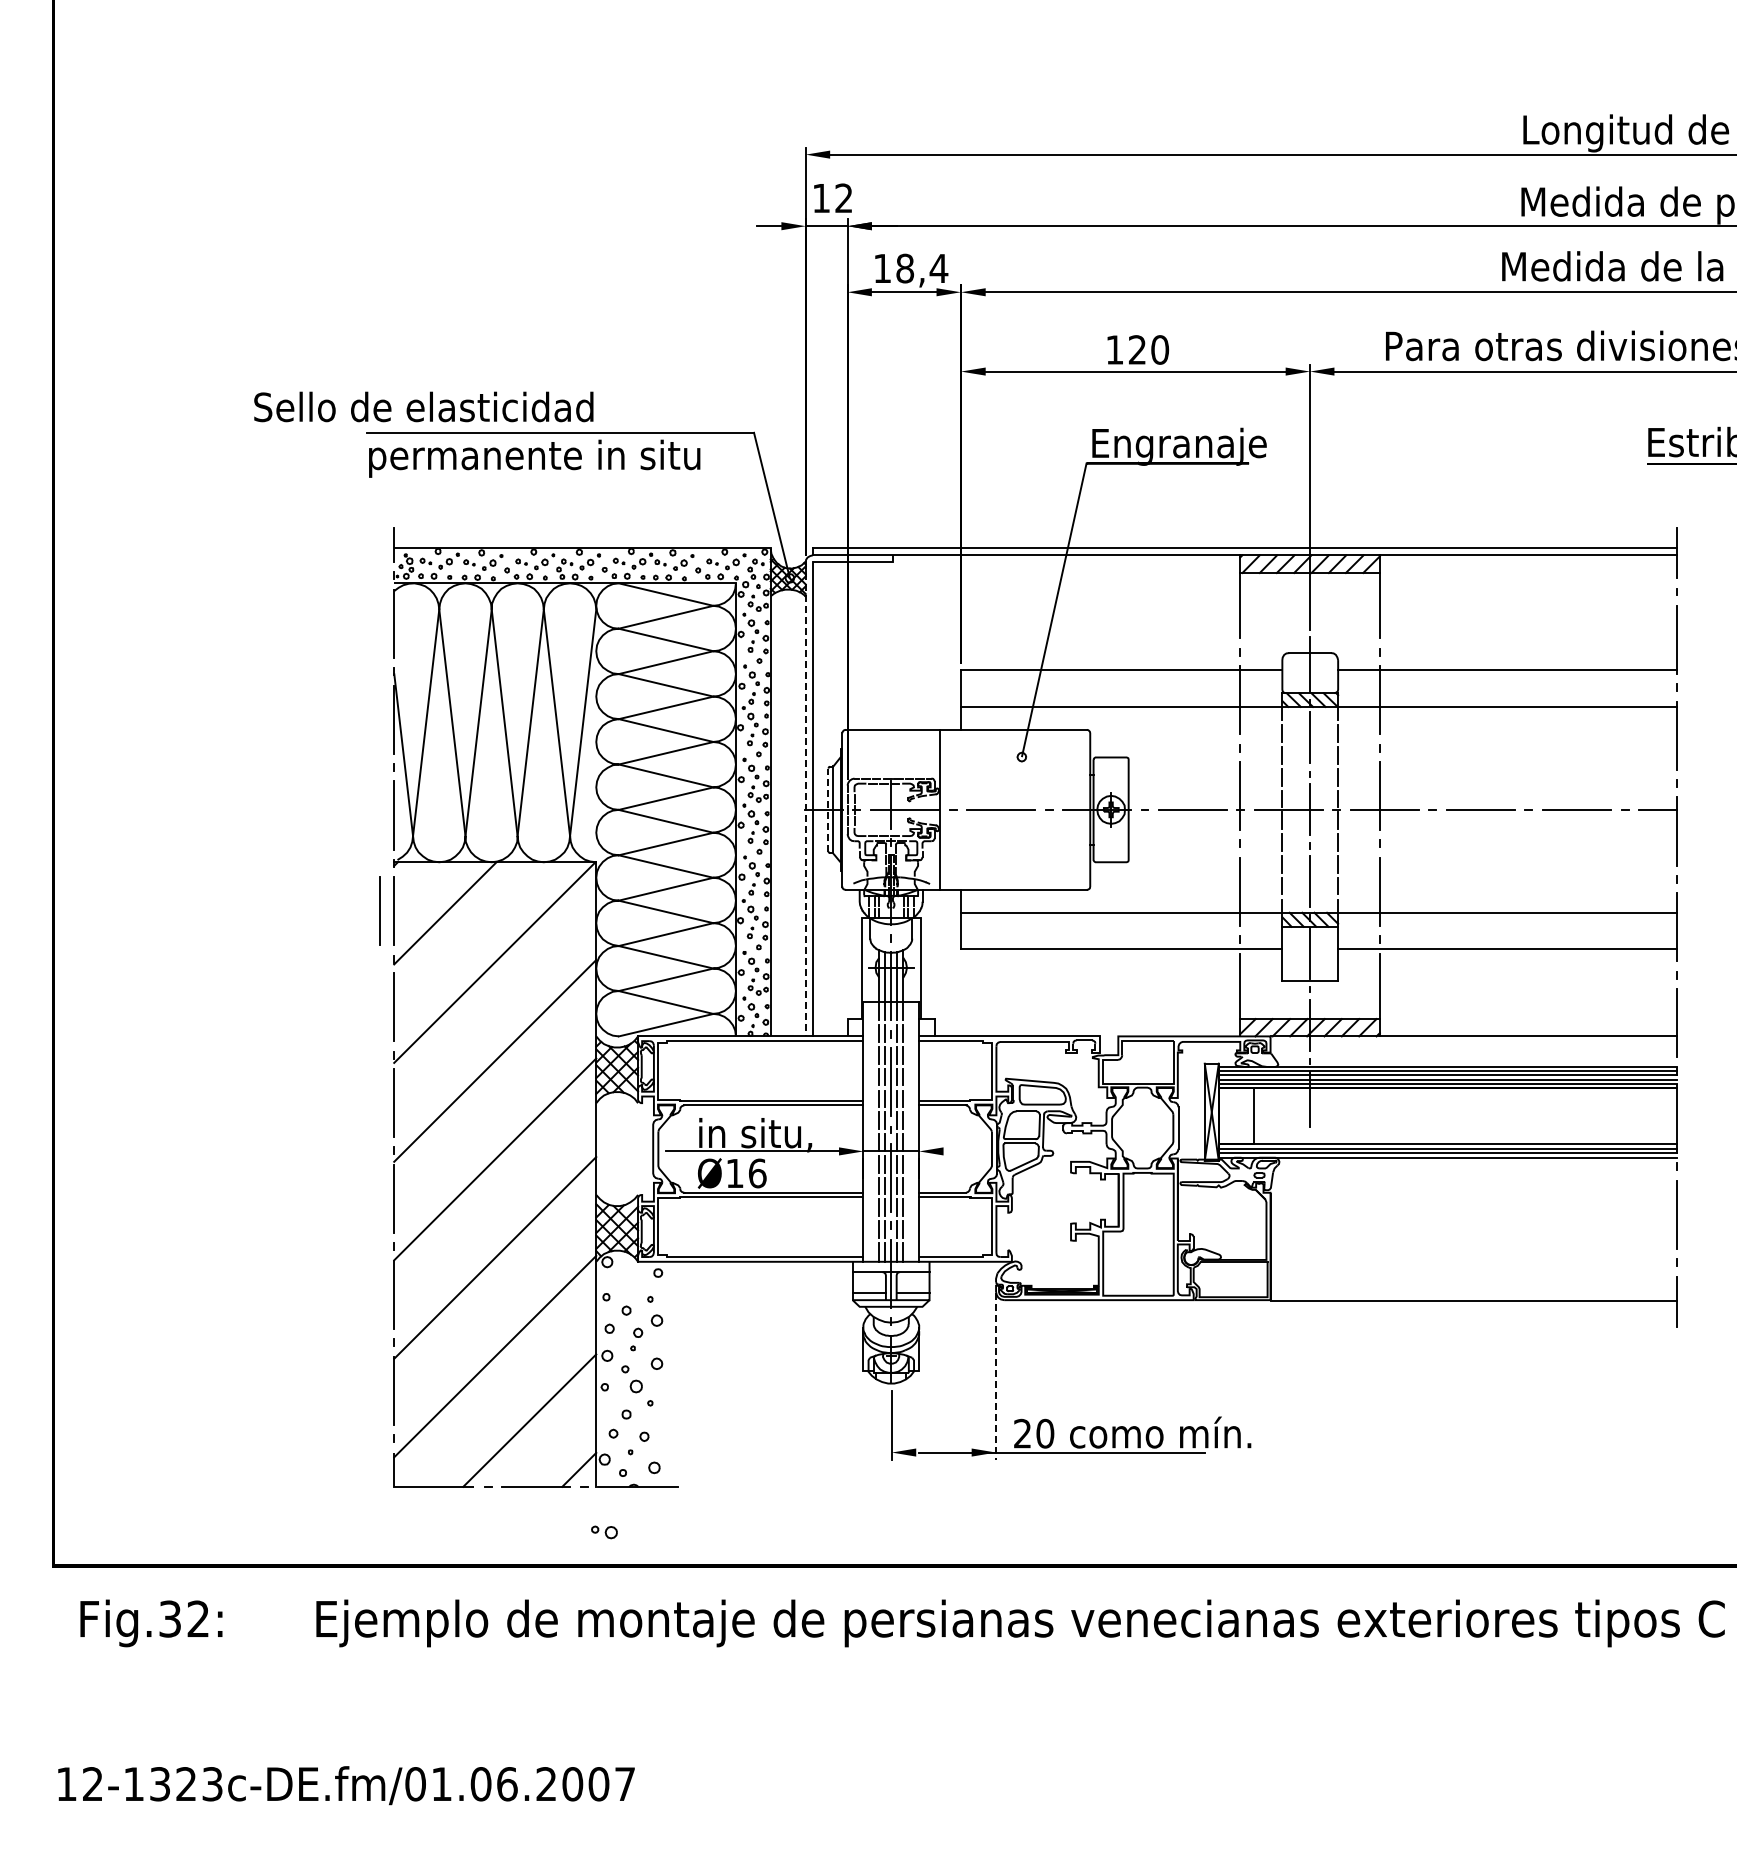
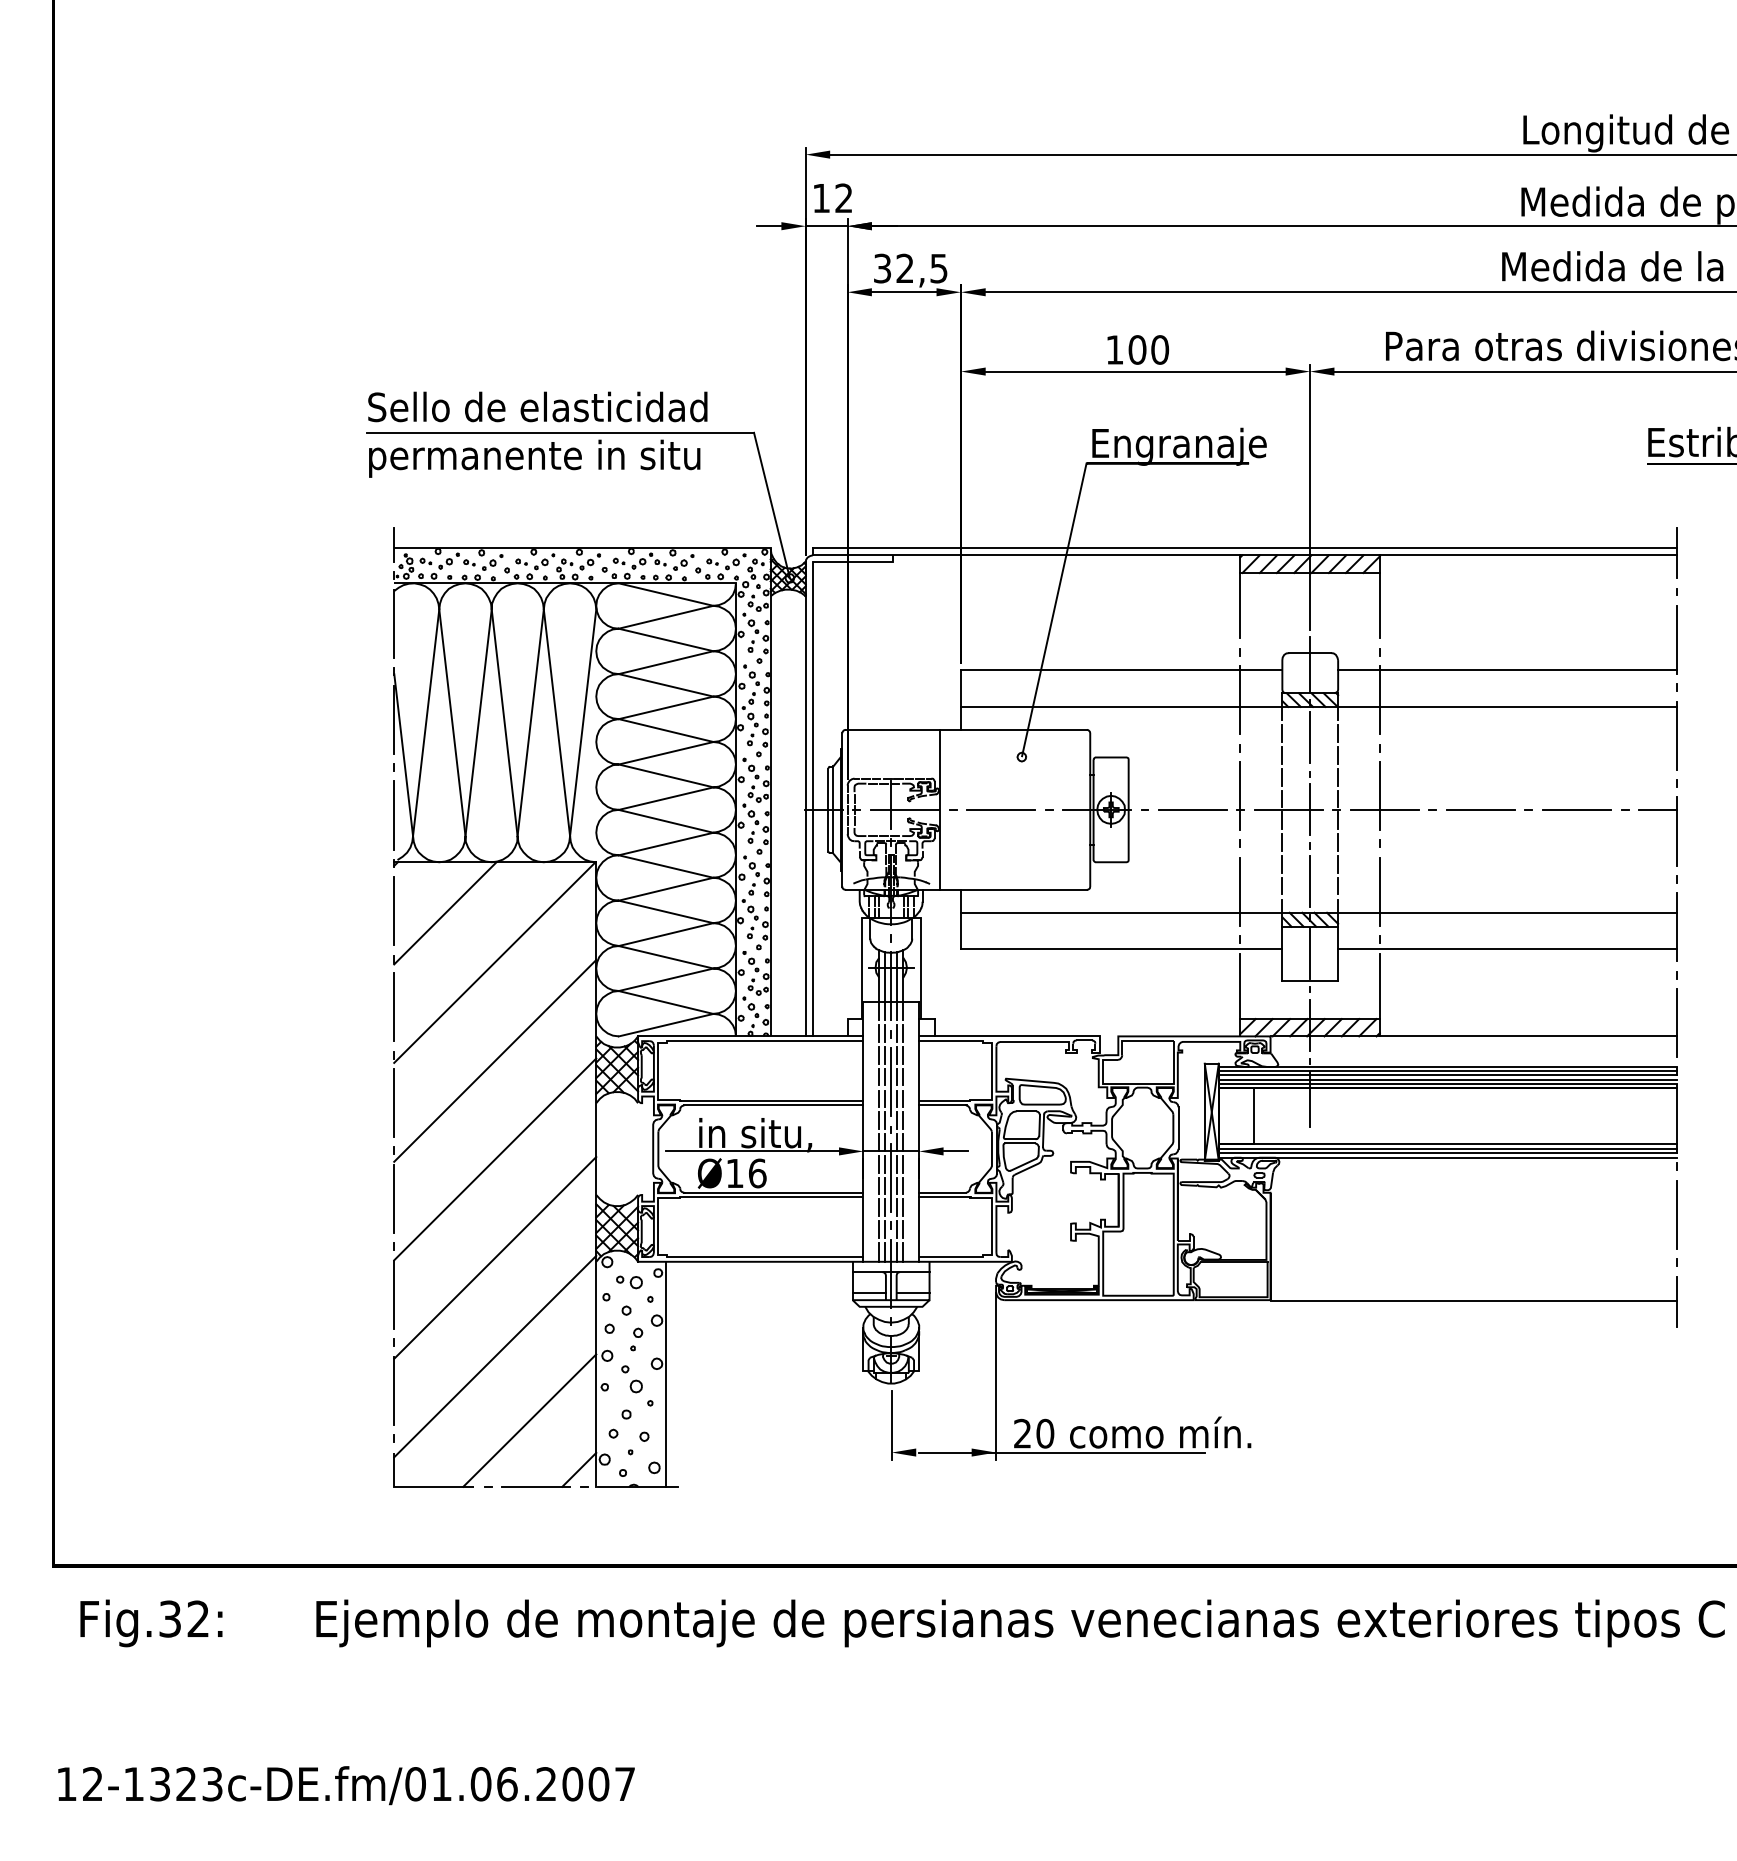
text: 18,4 -> 32,5 (911, 268)
text: 120 -> 100 (1137, 349)
text position: (423, 406) -> (537, 406) (537, 406)
line: dashed -> solid (805, 799)
line: dashed -> solid (828, 810)
line: present -> none (379, 910)
line: none -> present (955, 1151)
line: none -> present (666, 1373)
line: dashed -> solid (996, 1376)
part position: (604, 1532) -> (629, 1282) (629, 1282)
